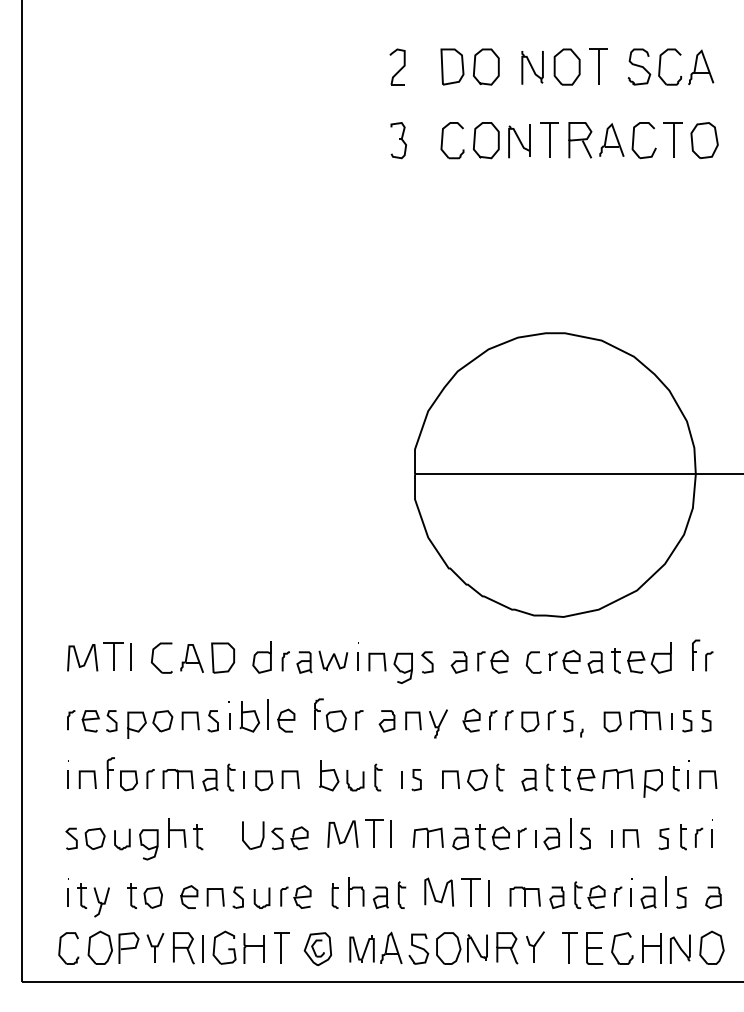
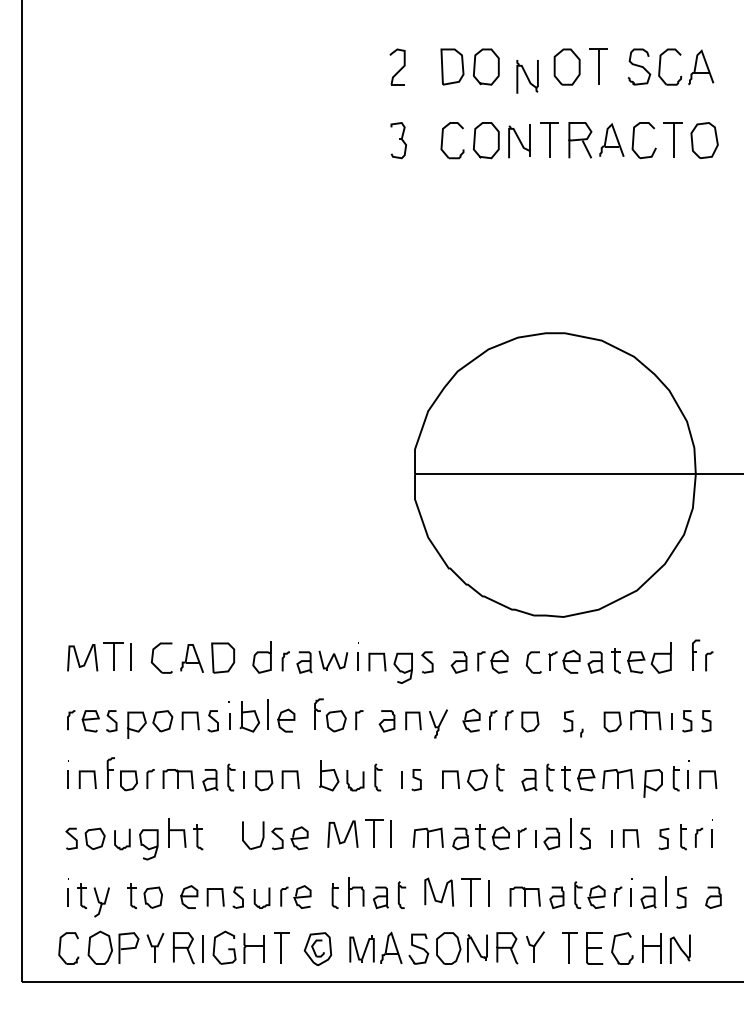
part position: (532, 67) -> (527, 76) (527, 76)
curve: present -> none (549, 720)
part: present -> none (711, 947)
